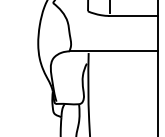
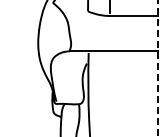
line: solid -> dashed (157, 68)
